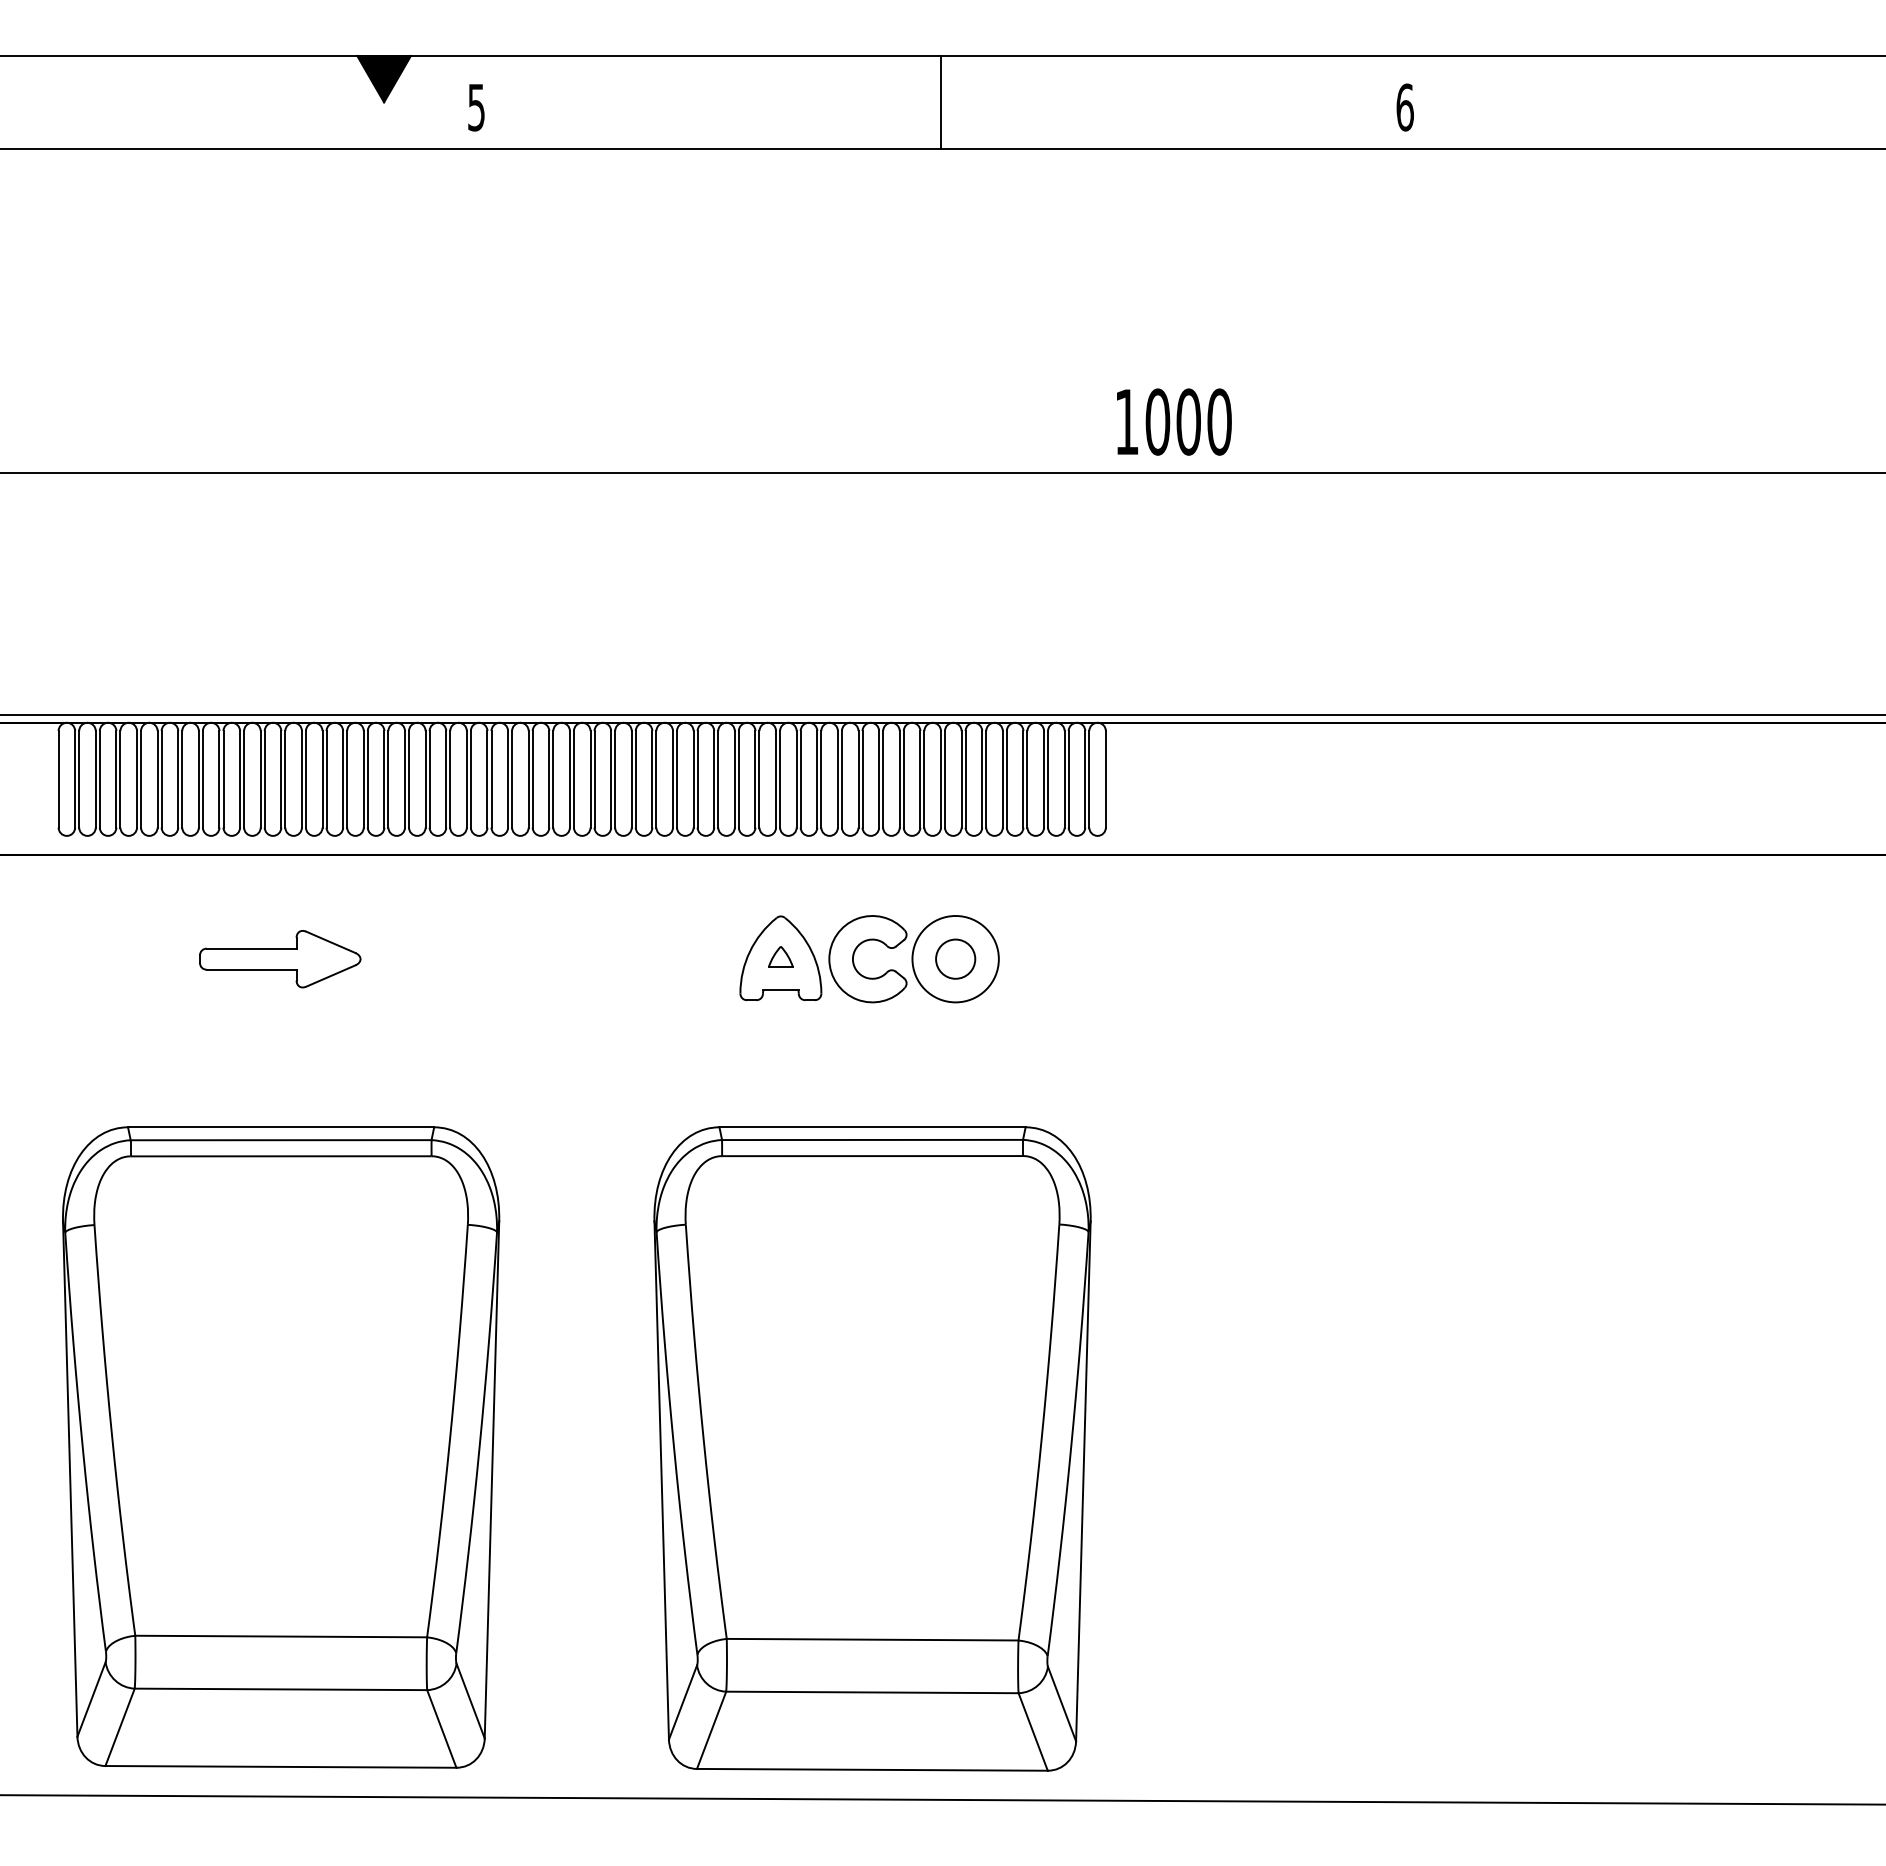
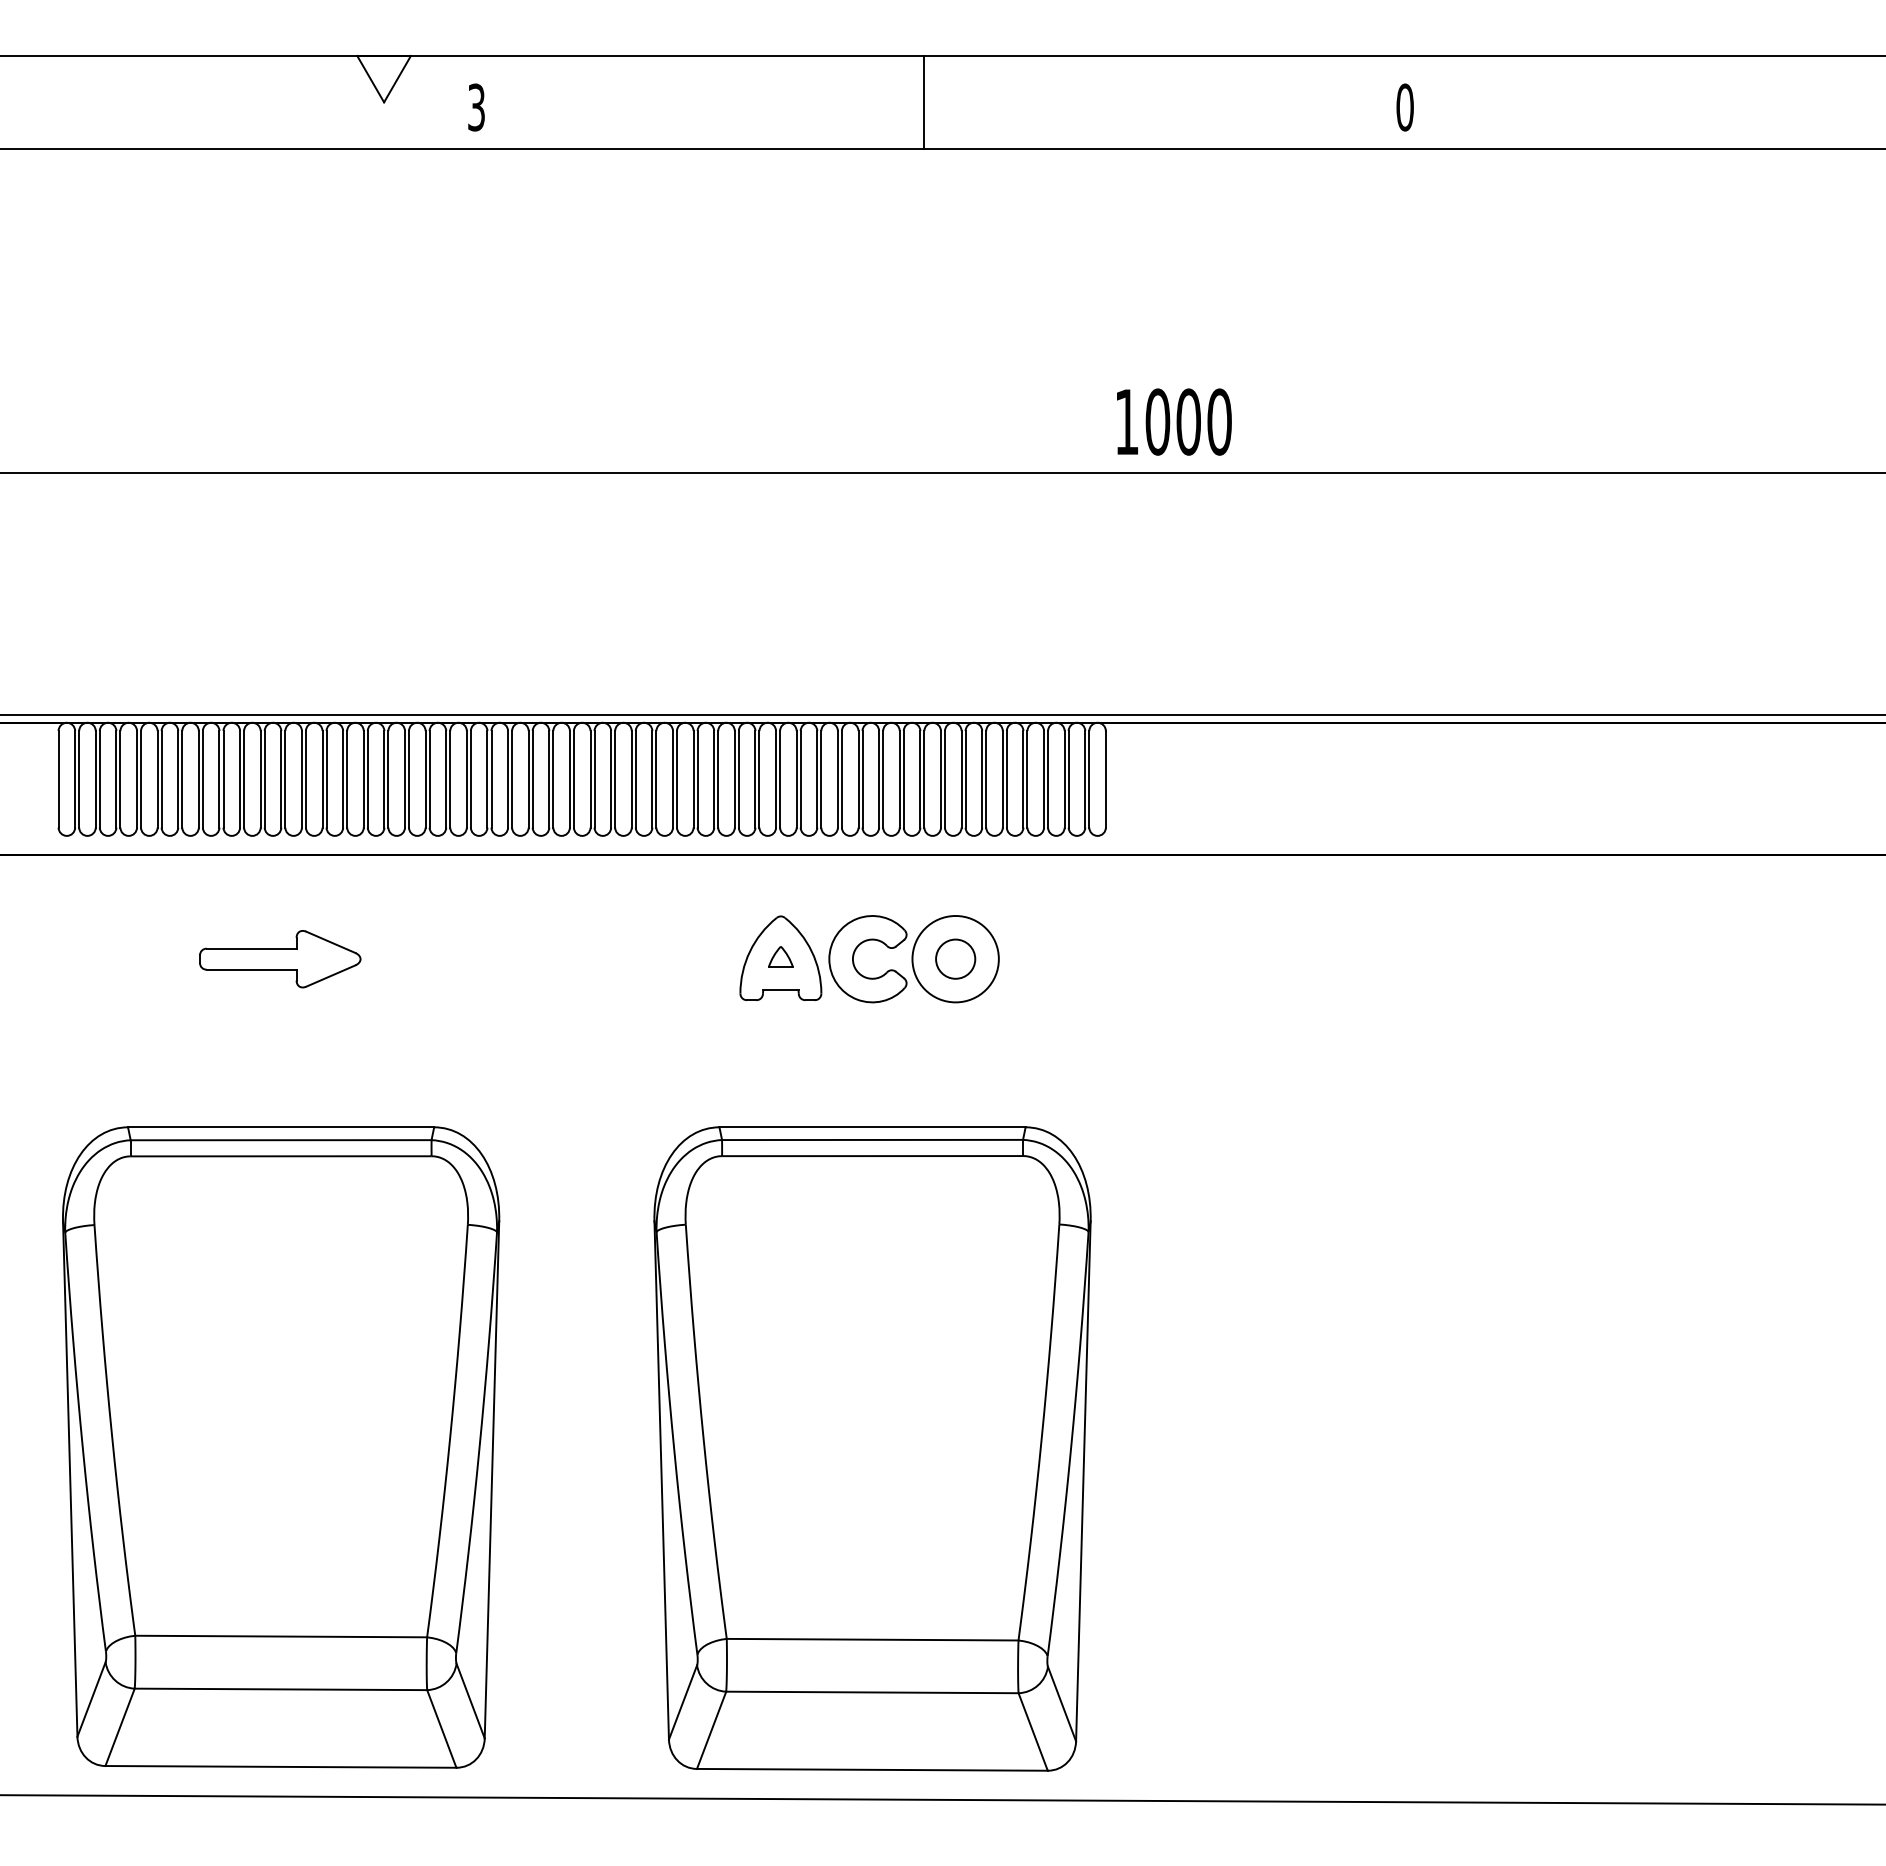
fill: present -> none (383, 78)
line position: (941, 101) -> (924, 101) (924, 101)
text: 5 -> 3 (476, 106)
text: 6 -> 0 (1404, 107)
